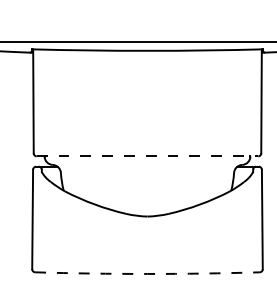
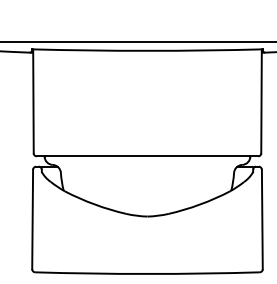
line: dashed -> solid (147, 156)
arc: dashed -> solid (147, 273)
